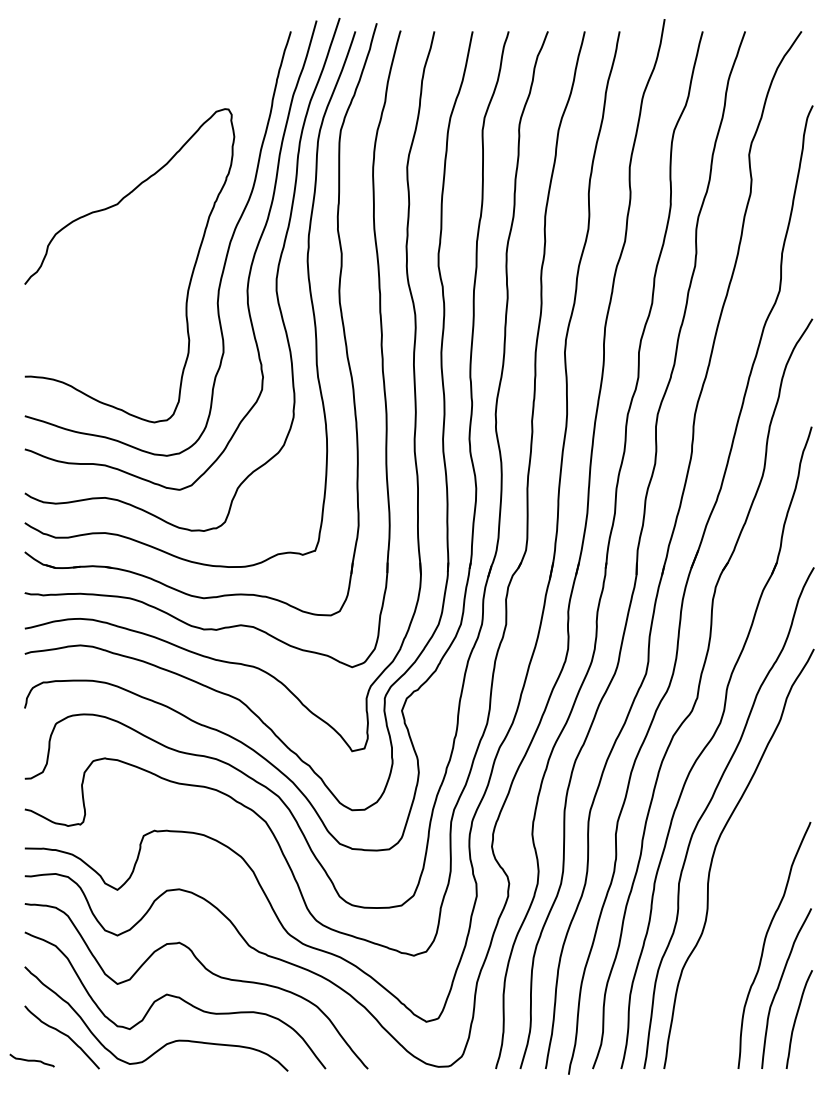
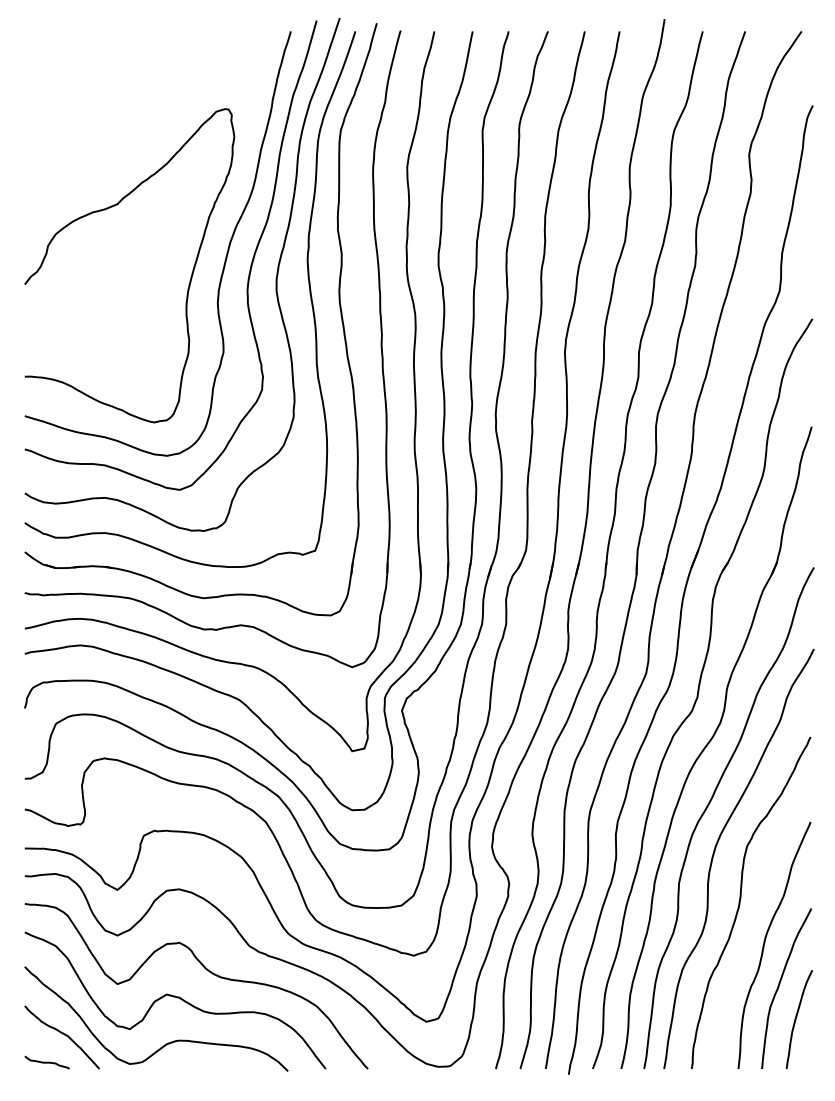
curve: none -> present (741, 898)
curve position: (31, 1060) -> (46, 1062) (46, 1062)
